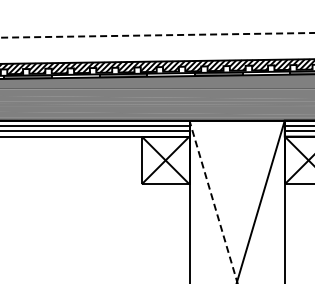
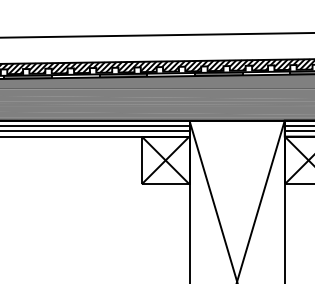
line: dashed -> solid (157, 35)
line: dashed -> solid (213, 202)
